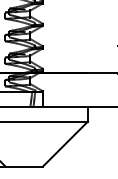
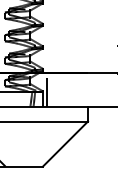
line: none -> present (46, 92)
